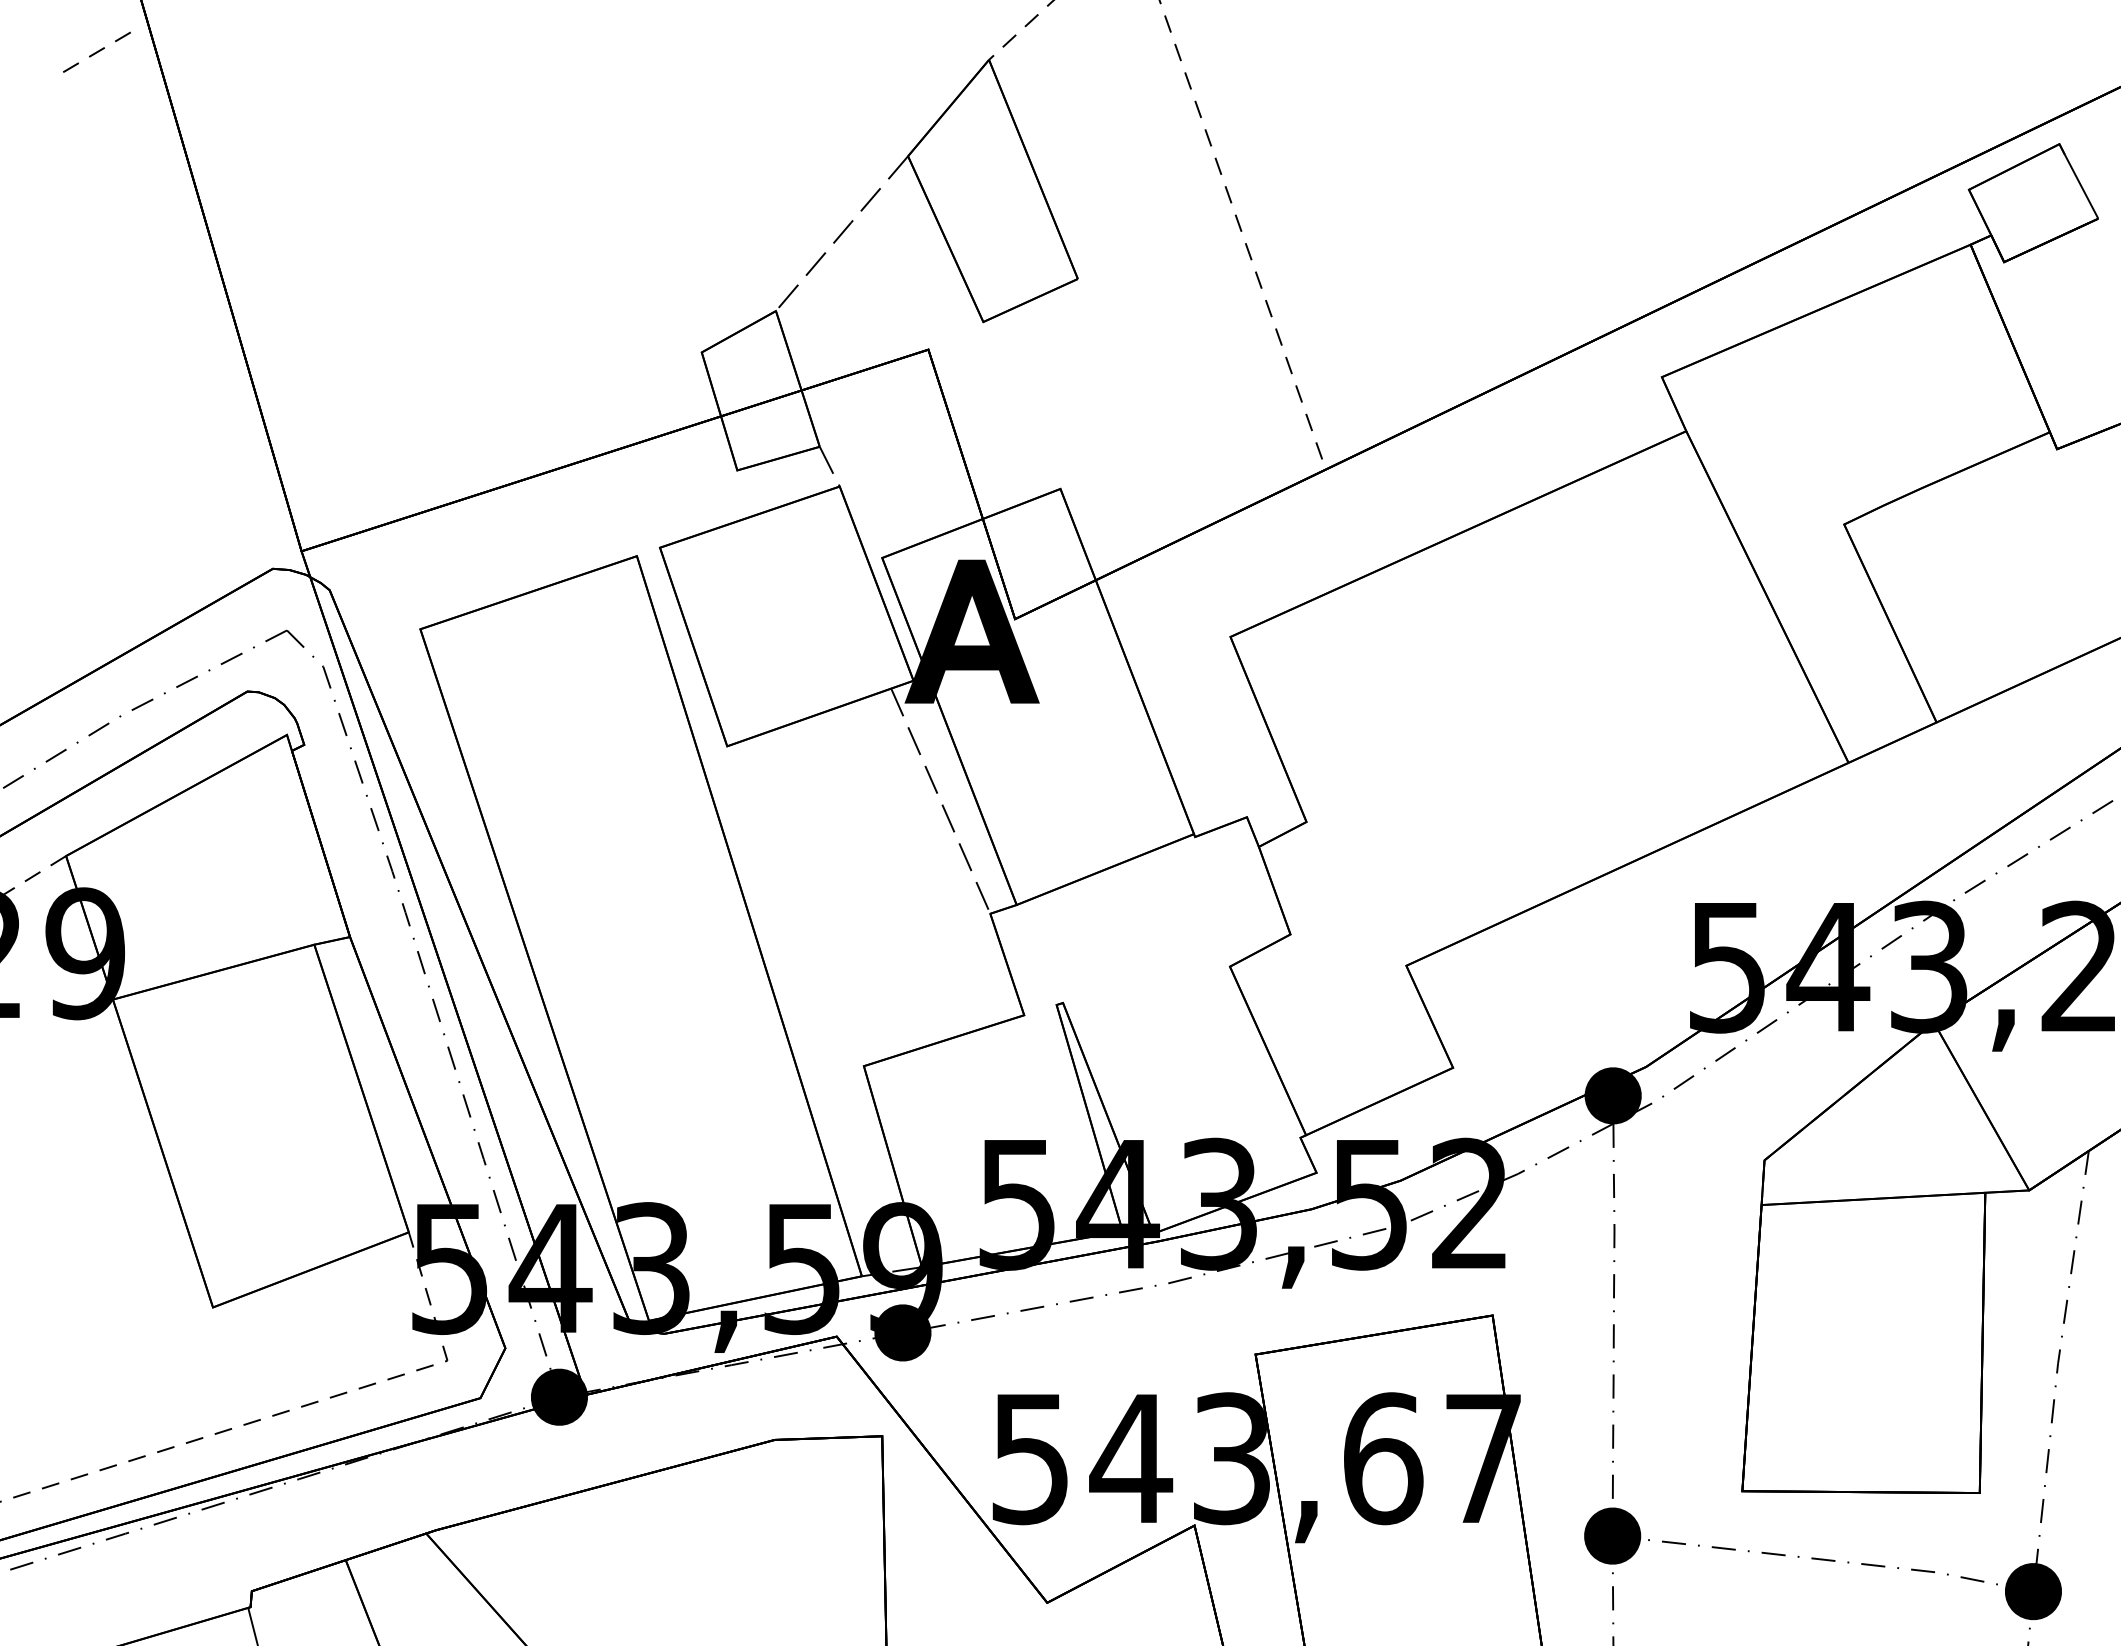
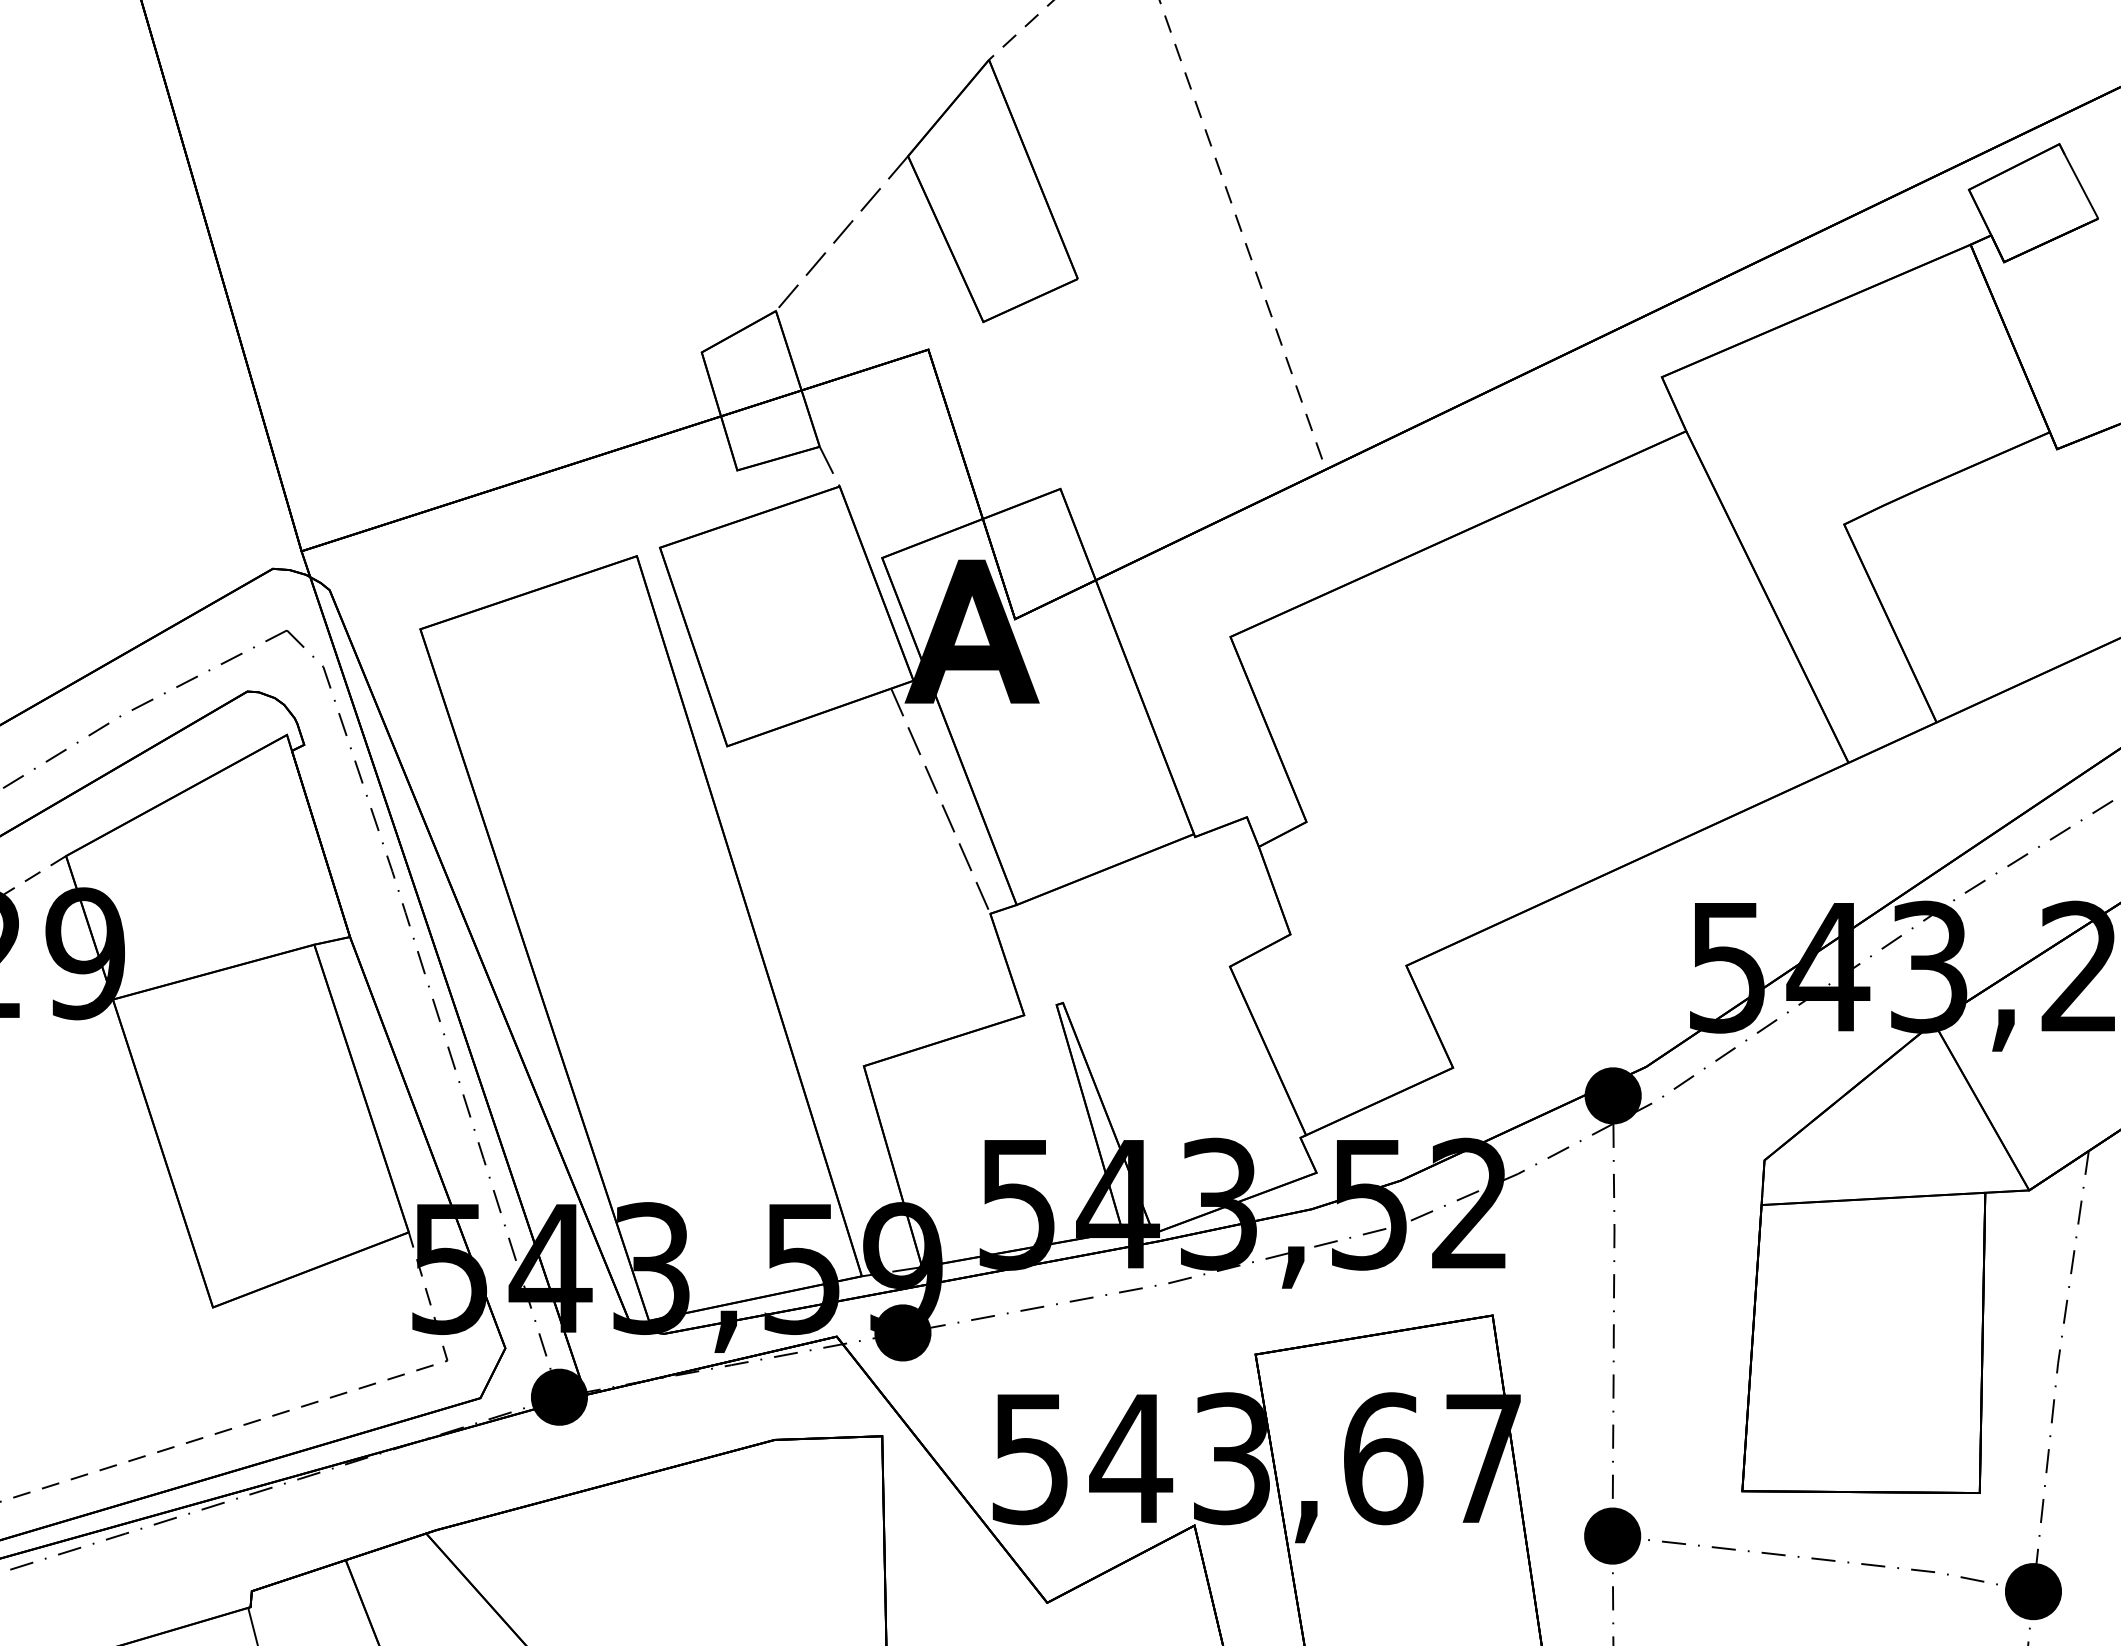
line: present -> none (96, 51)
